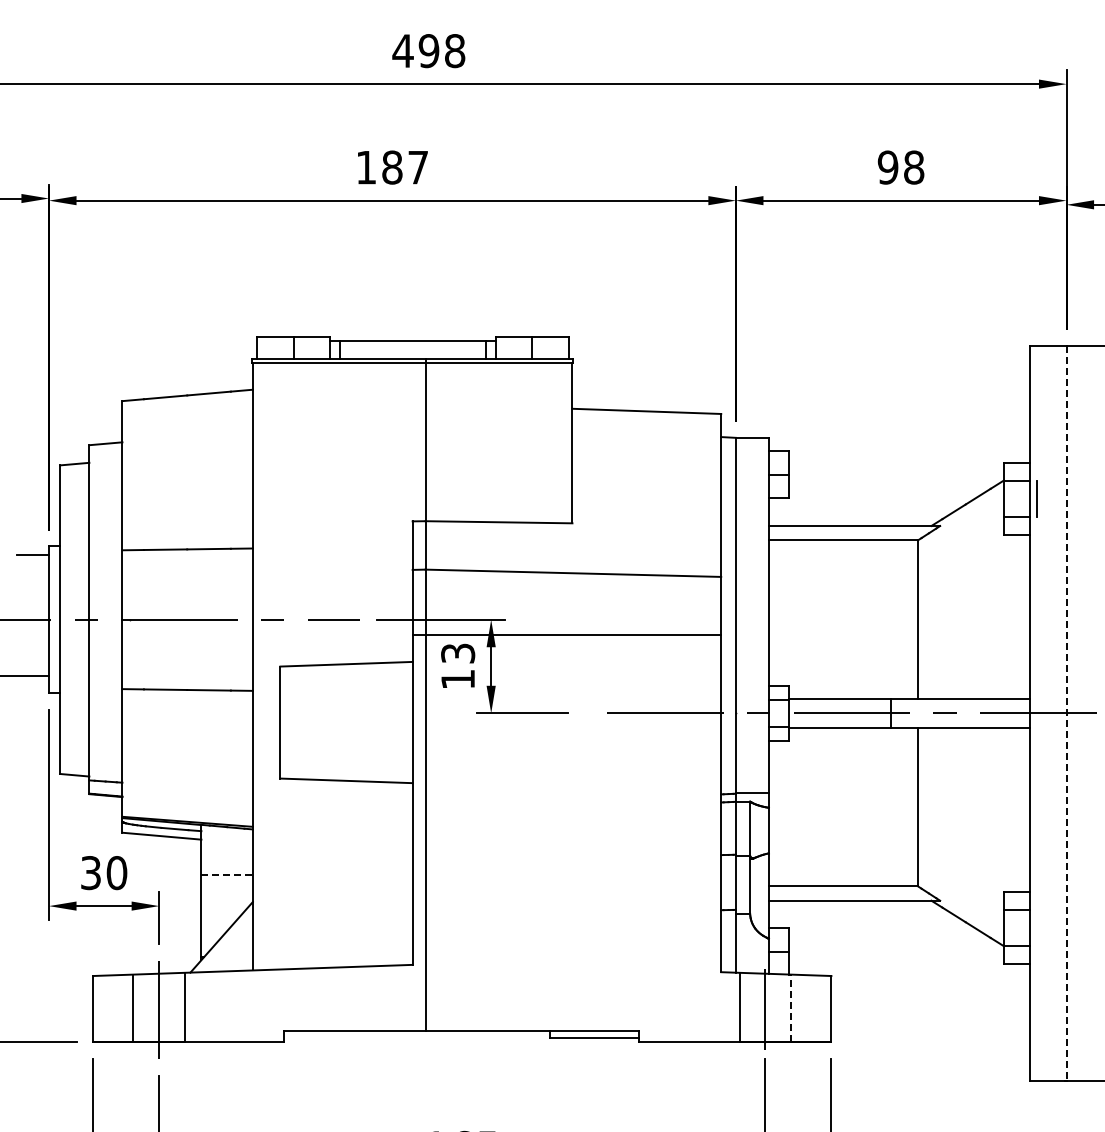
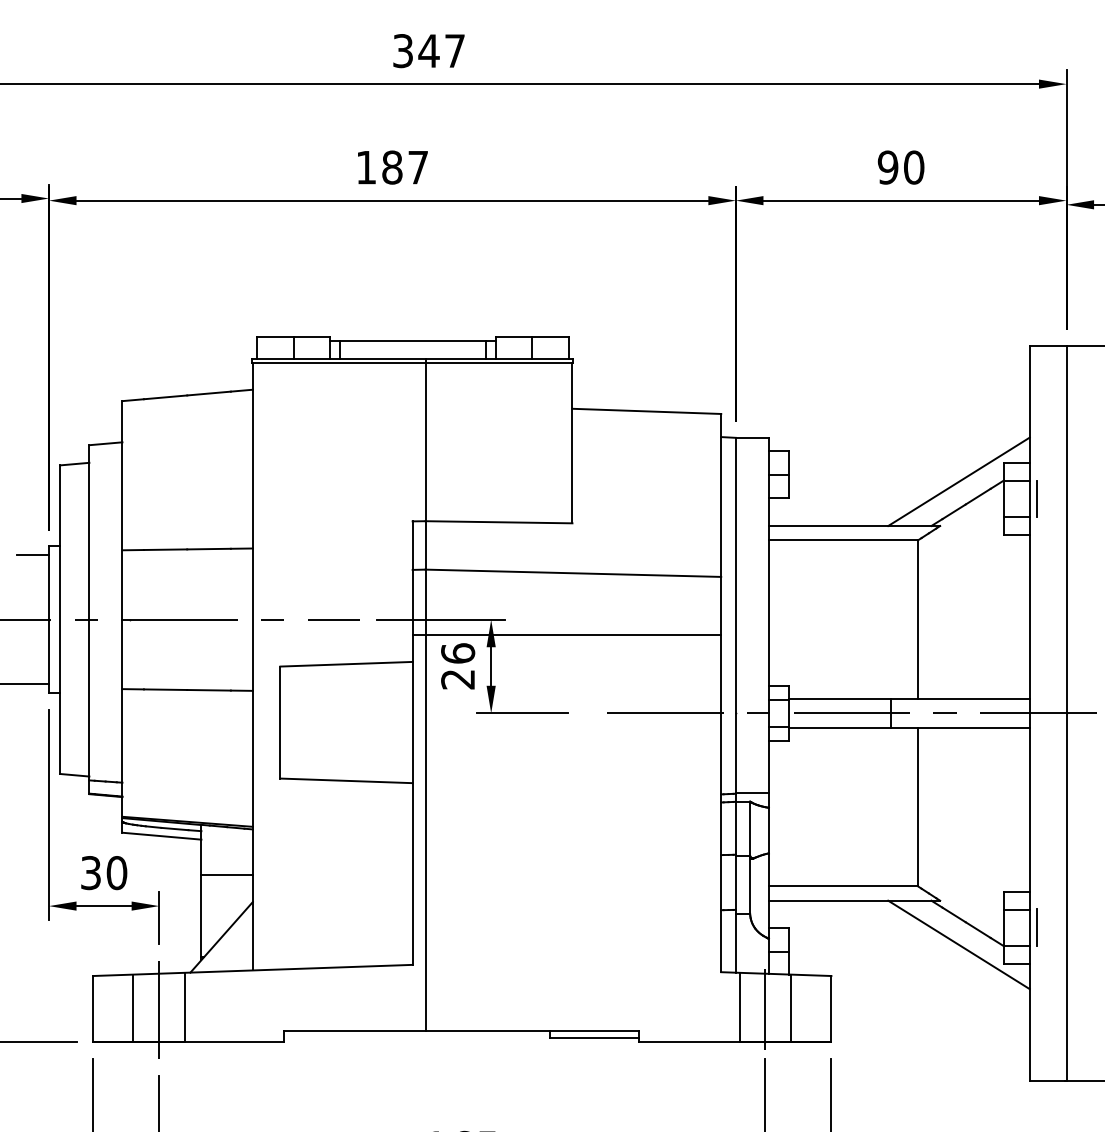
text: 498 -> 347 (428, 51)
text: 98 -> 90 (914, 167)
line: none -> present (958, 481)
text: 13 -> 26 (458, 666)
line position: (25, 675) -> (25, 683) (25, 683)
line: dashed -> solid (1066, 713)
line: dashed -> solid (227, 875)
line: none -> present (1037, 927)
line: none -> present (958, 944)
line: dashed -> solid (791, 1008)
